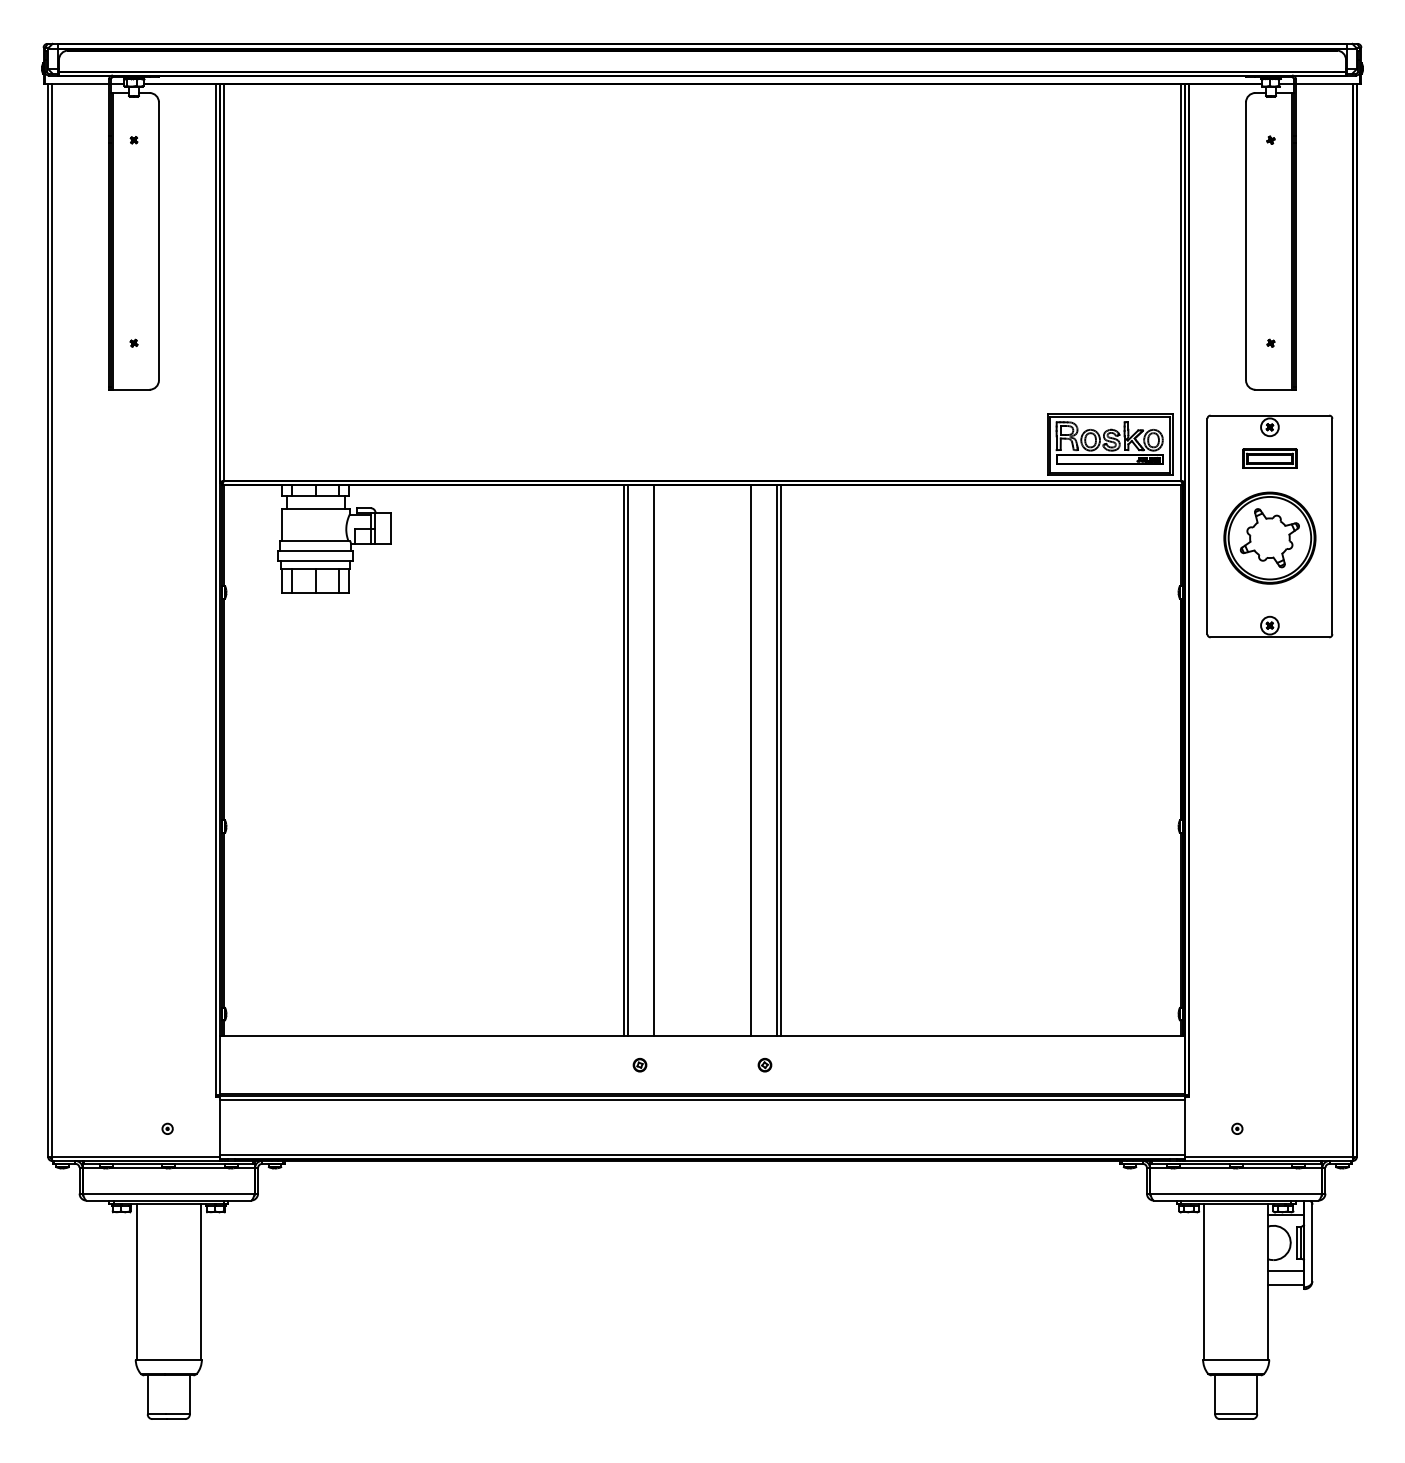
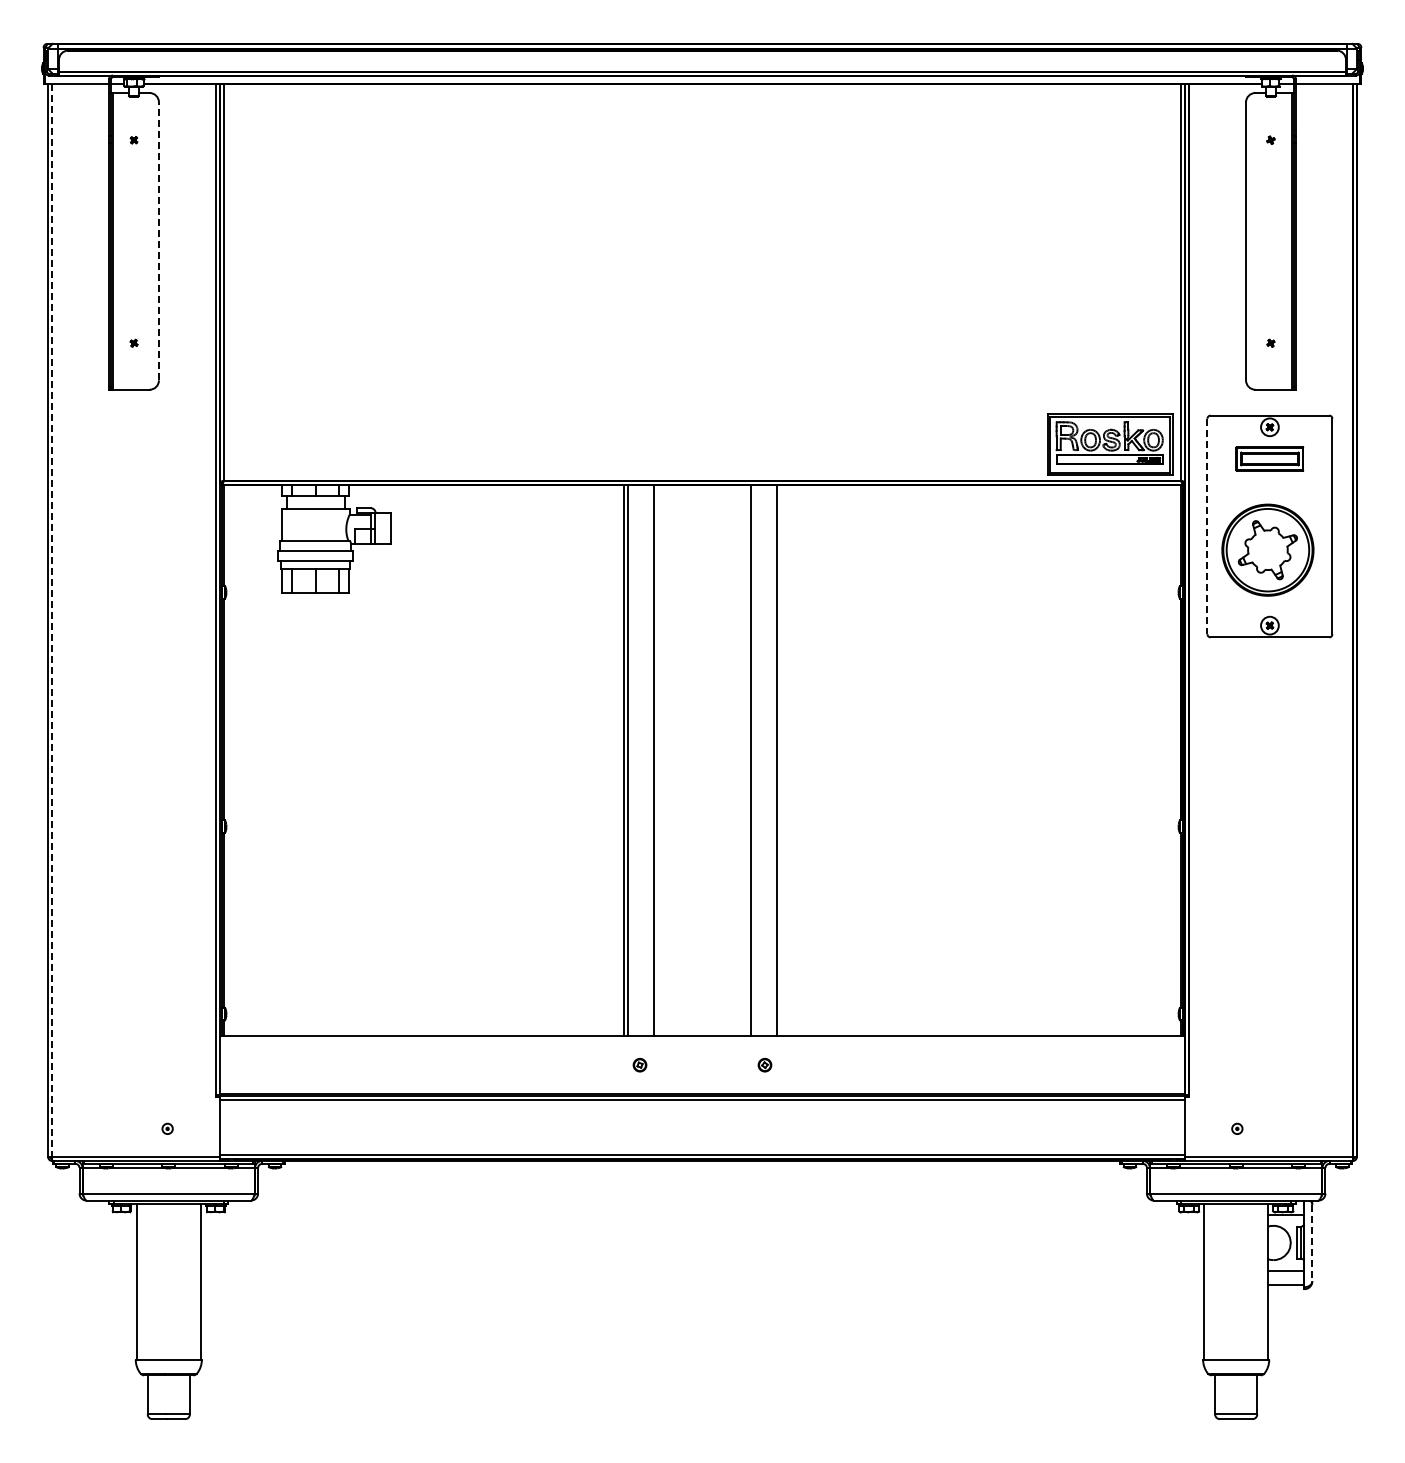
line: solid -> dashed (158, 240)
part size: 56x21 px -> 70x26 px (1269, 458)
line: solid -> dashed (1207, 526)
part position: (1269, 537) -> (1267, 549) (1267, 549)
line: solid -> dashed (52, 620)
line: present -> none (780, 759)
line: solid -> dashed (1312, 1243)
